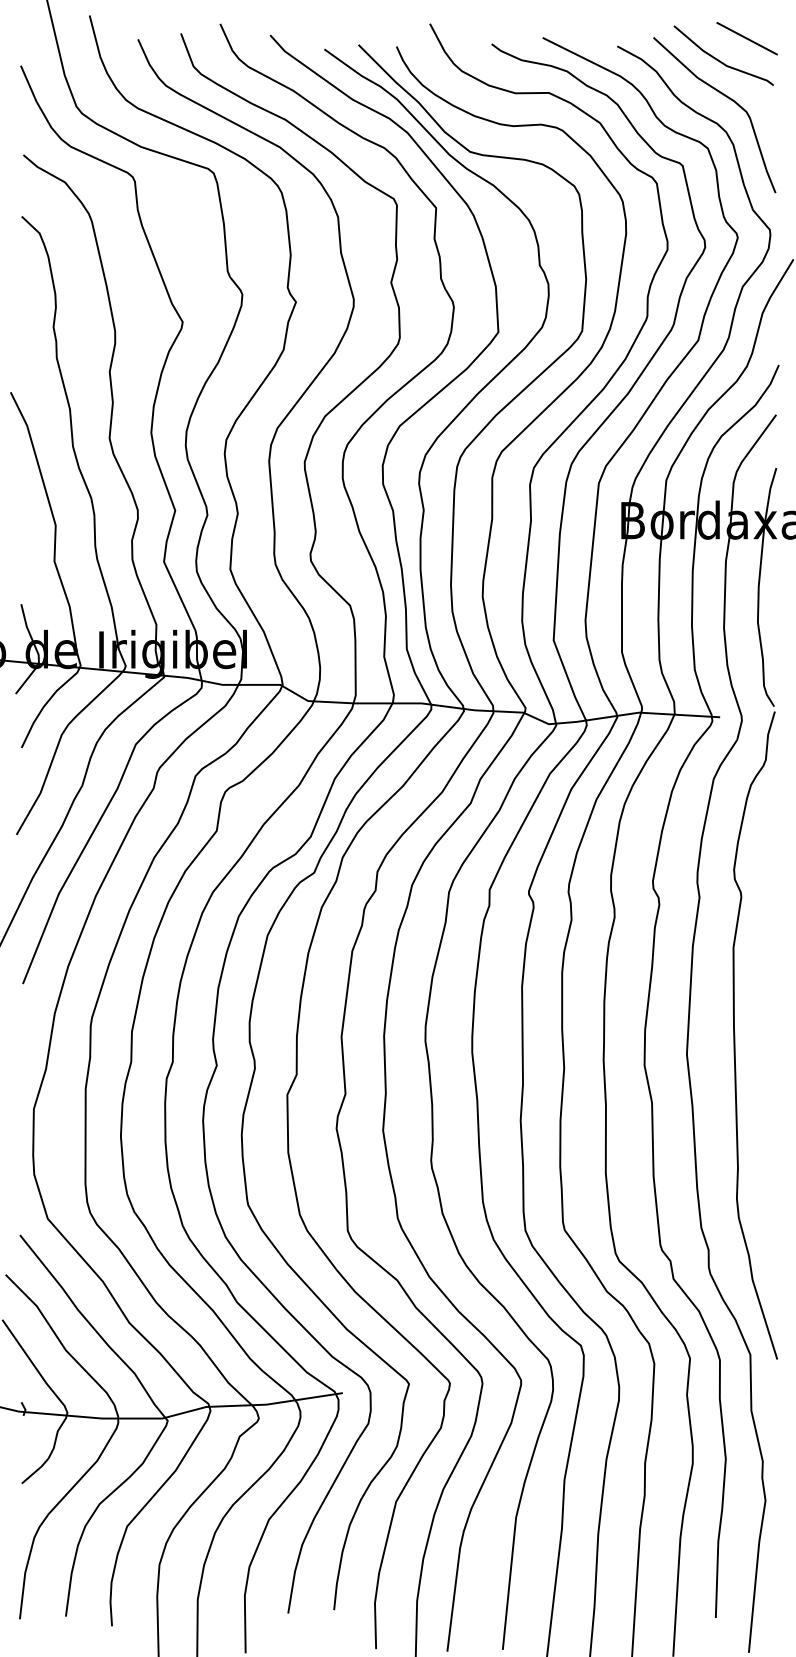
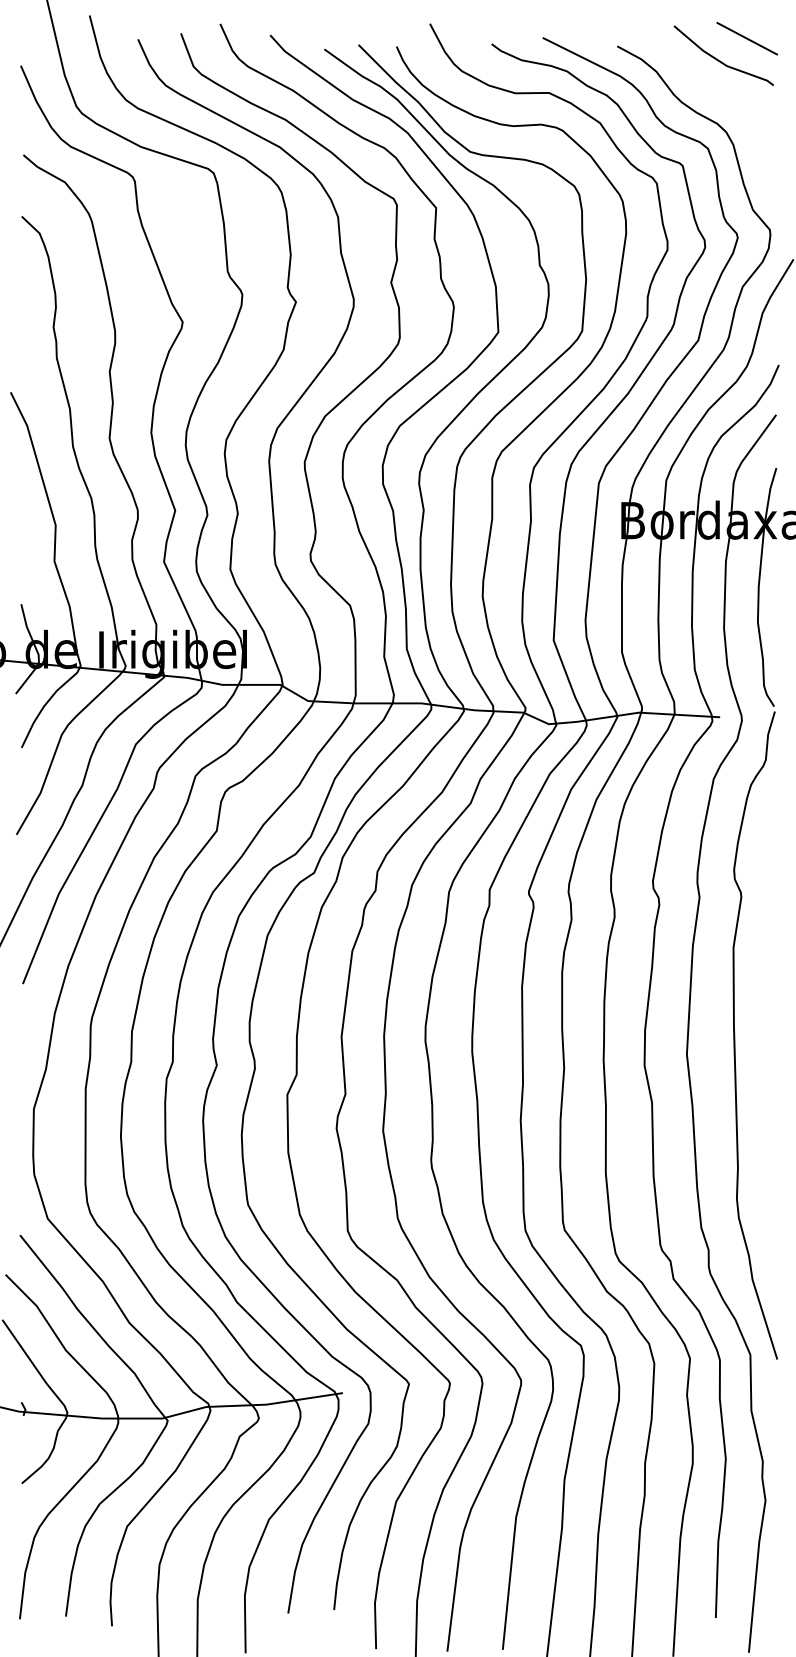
curve: present -> none (727, 98)
